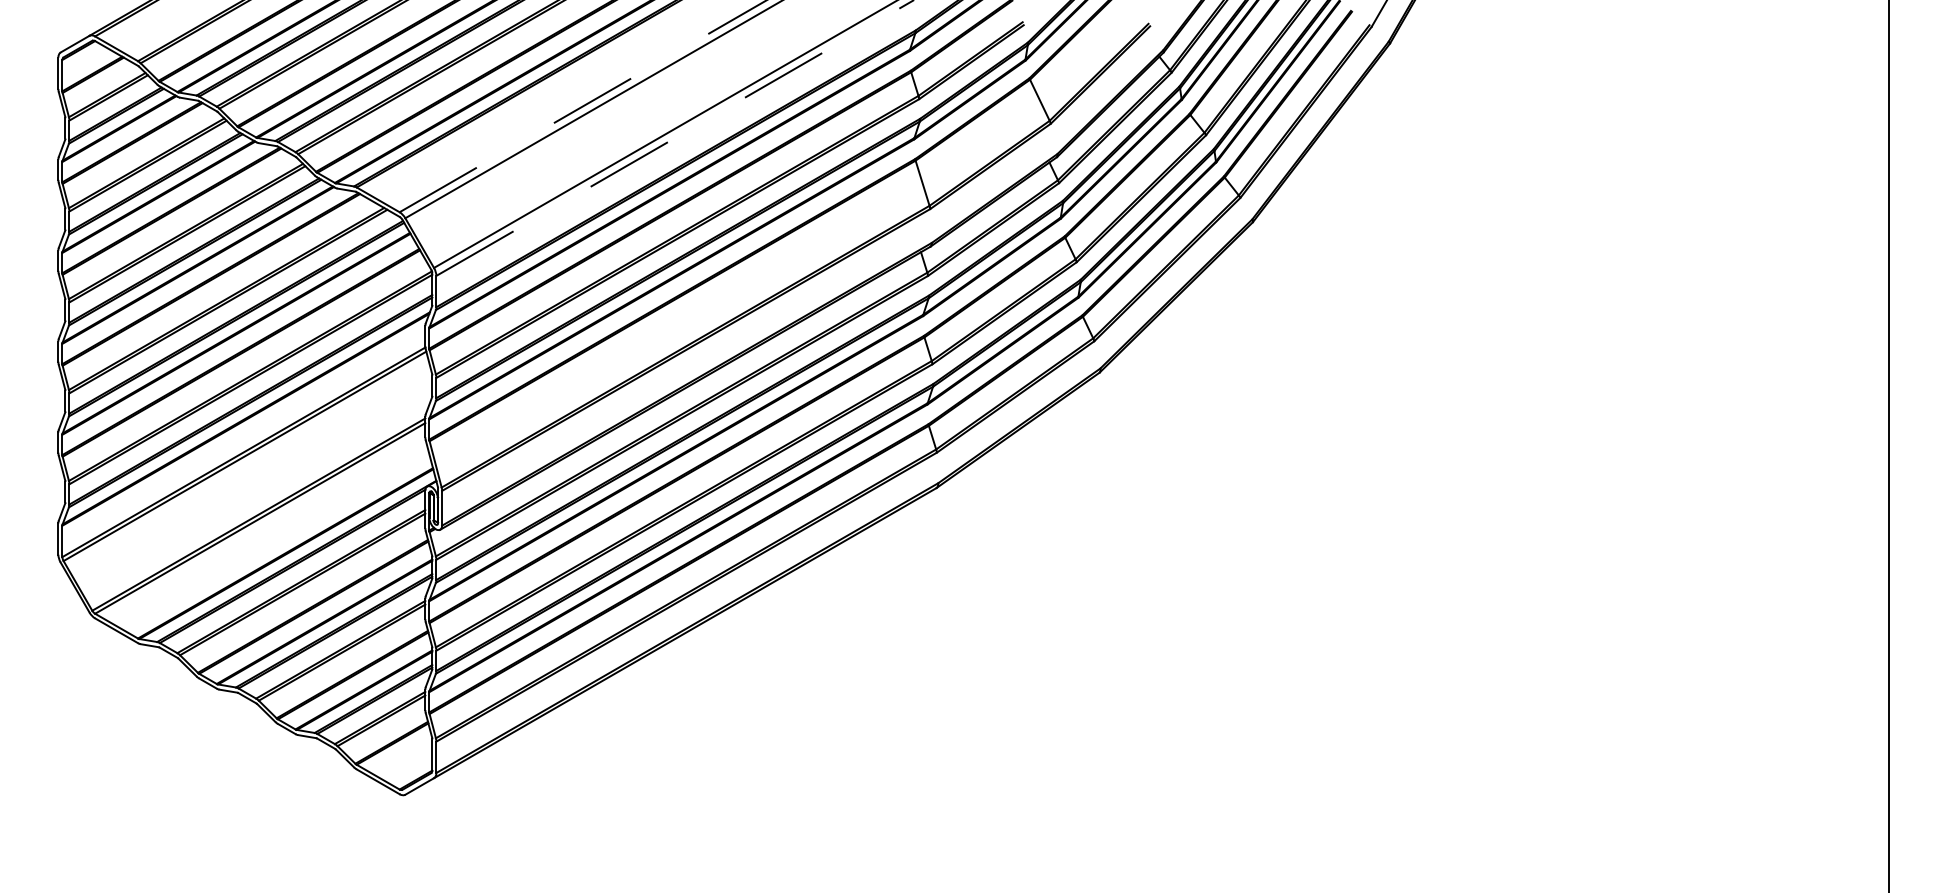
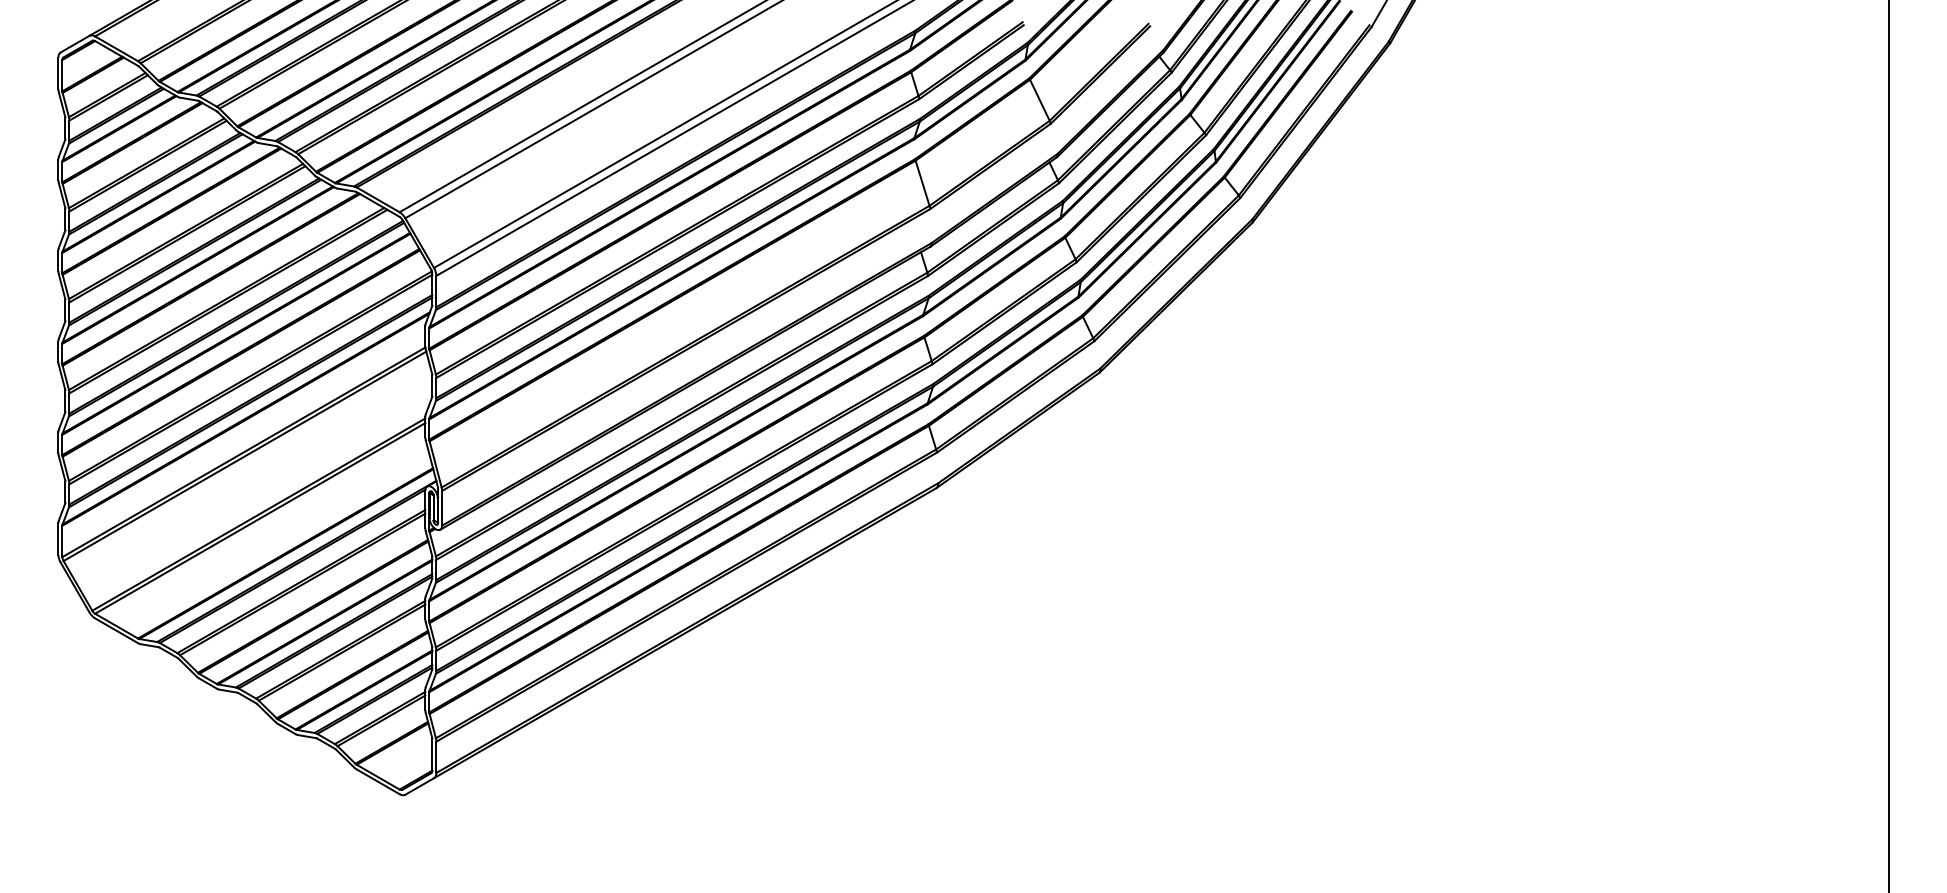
line: dashed -> solid (583, 105)
line: dashed -> solid (675, 137)
